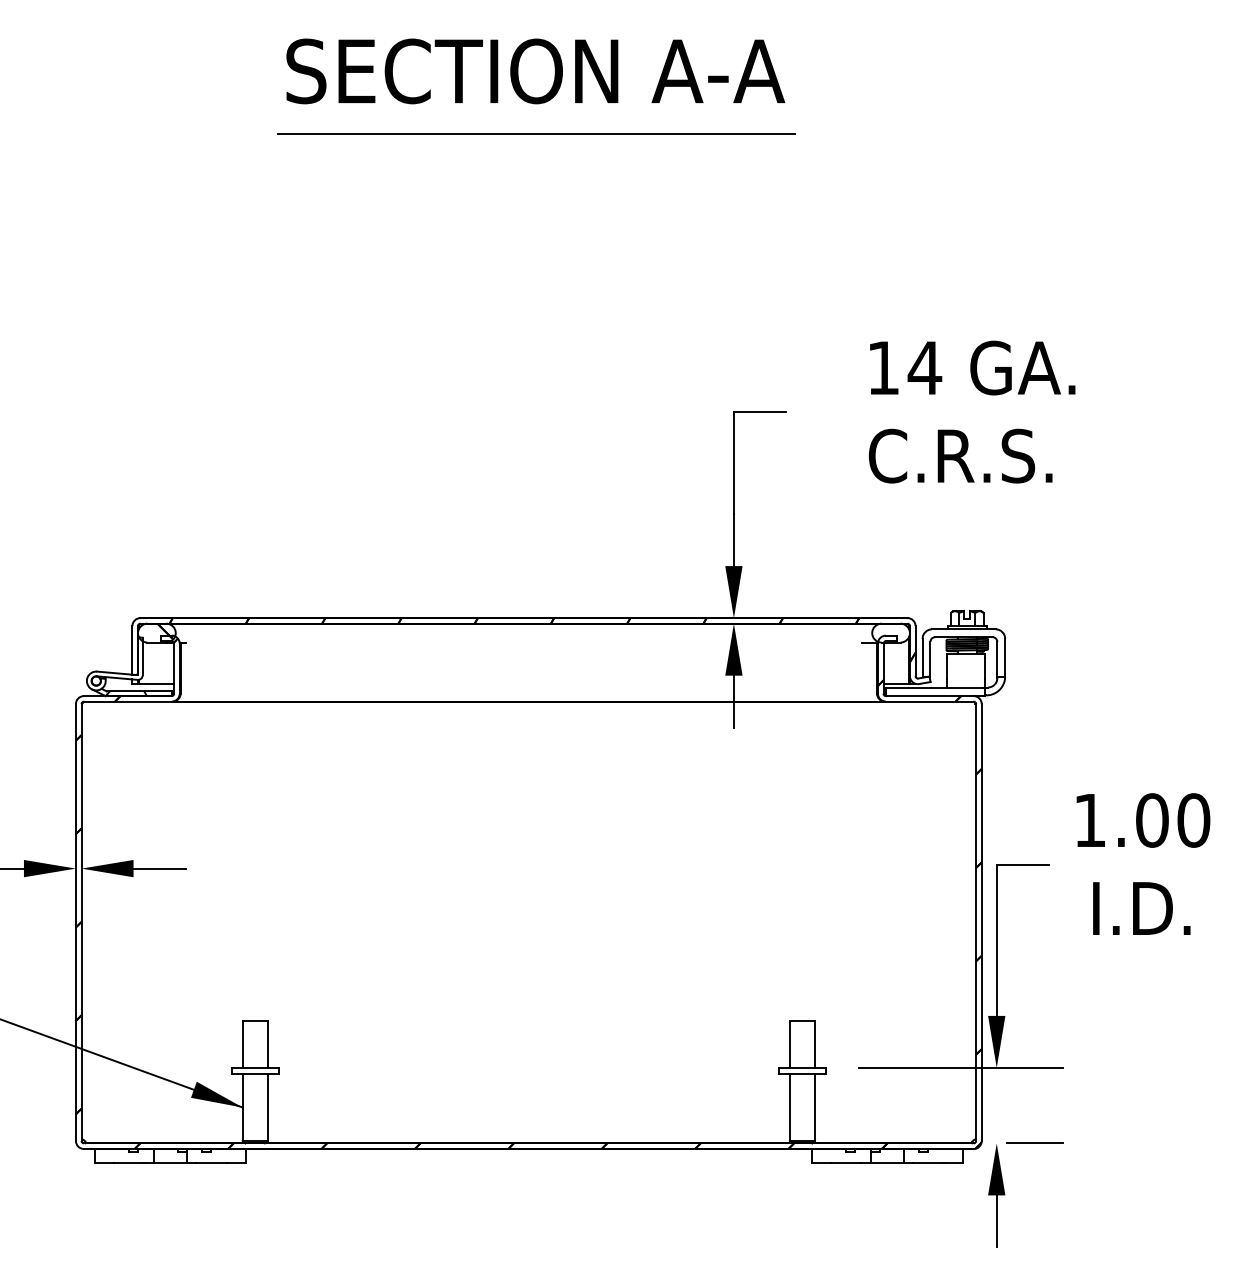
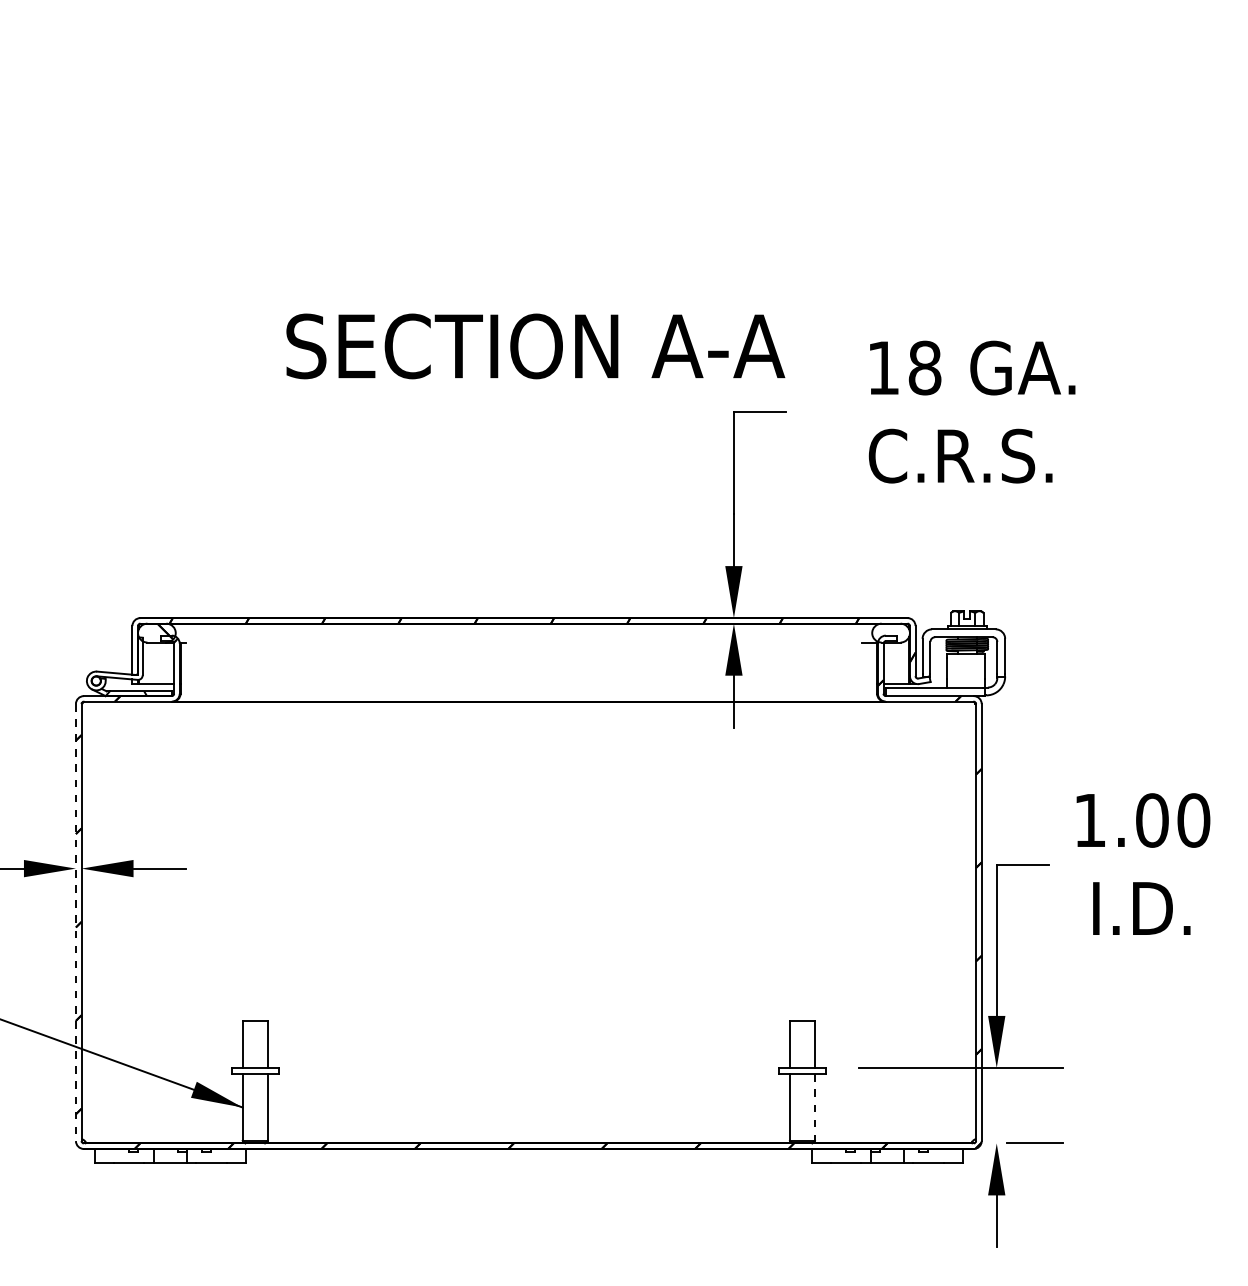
text position: (535, 71) -> (535, 346) (535, 346)
line: present -> none (536, 134)
text: 14 -> 18 (924, 367)
line: solid -> dashed (75, 923)
line: solid -> dashed (814, 1108)
